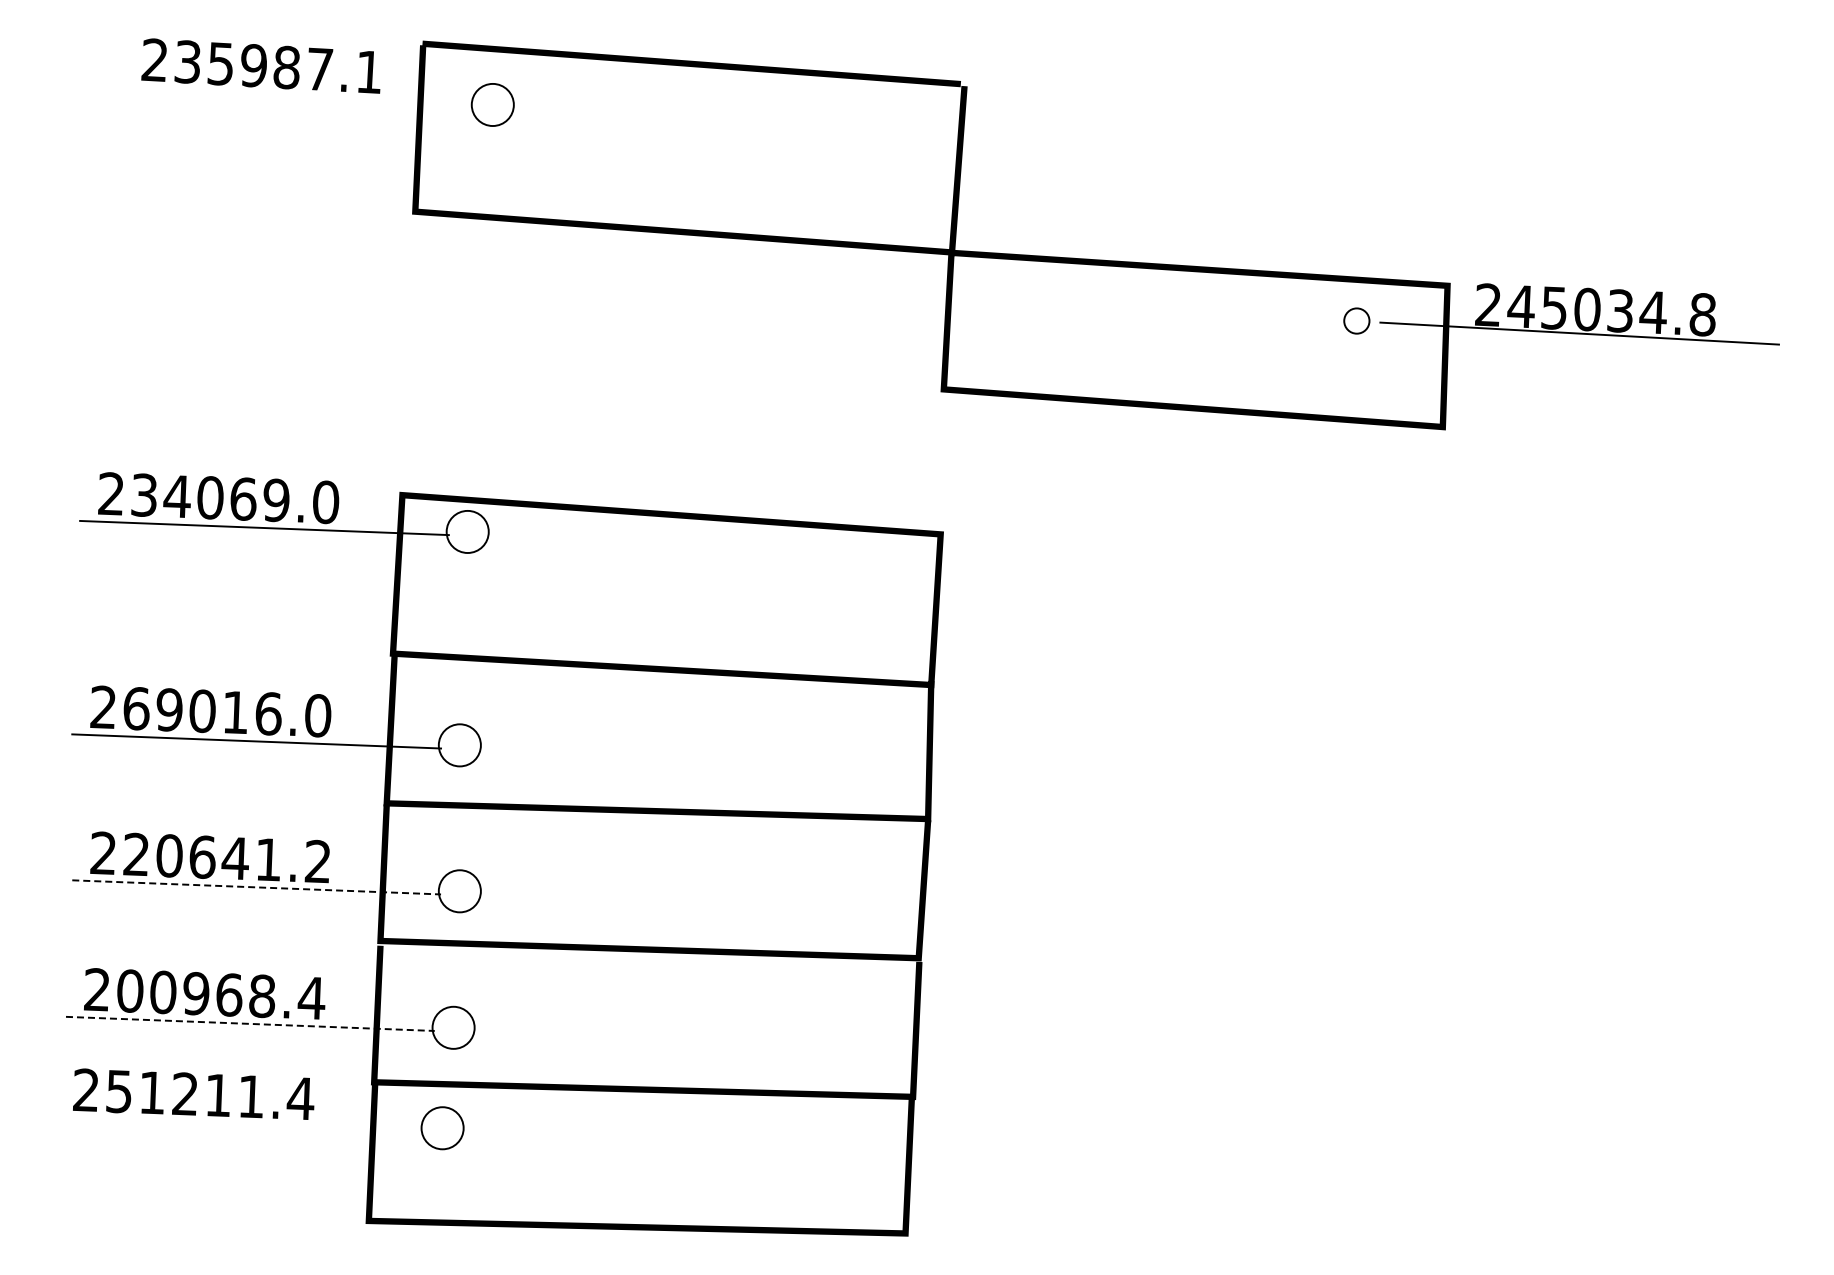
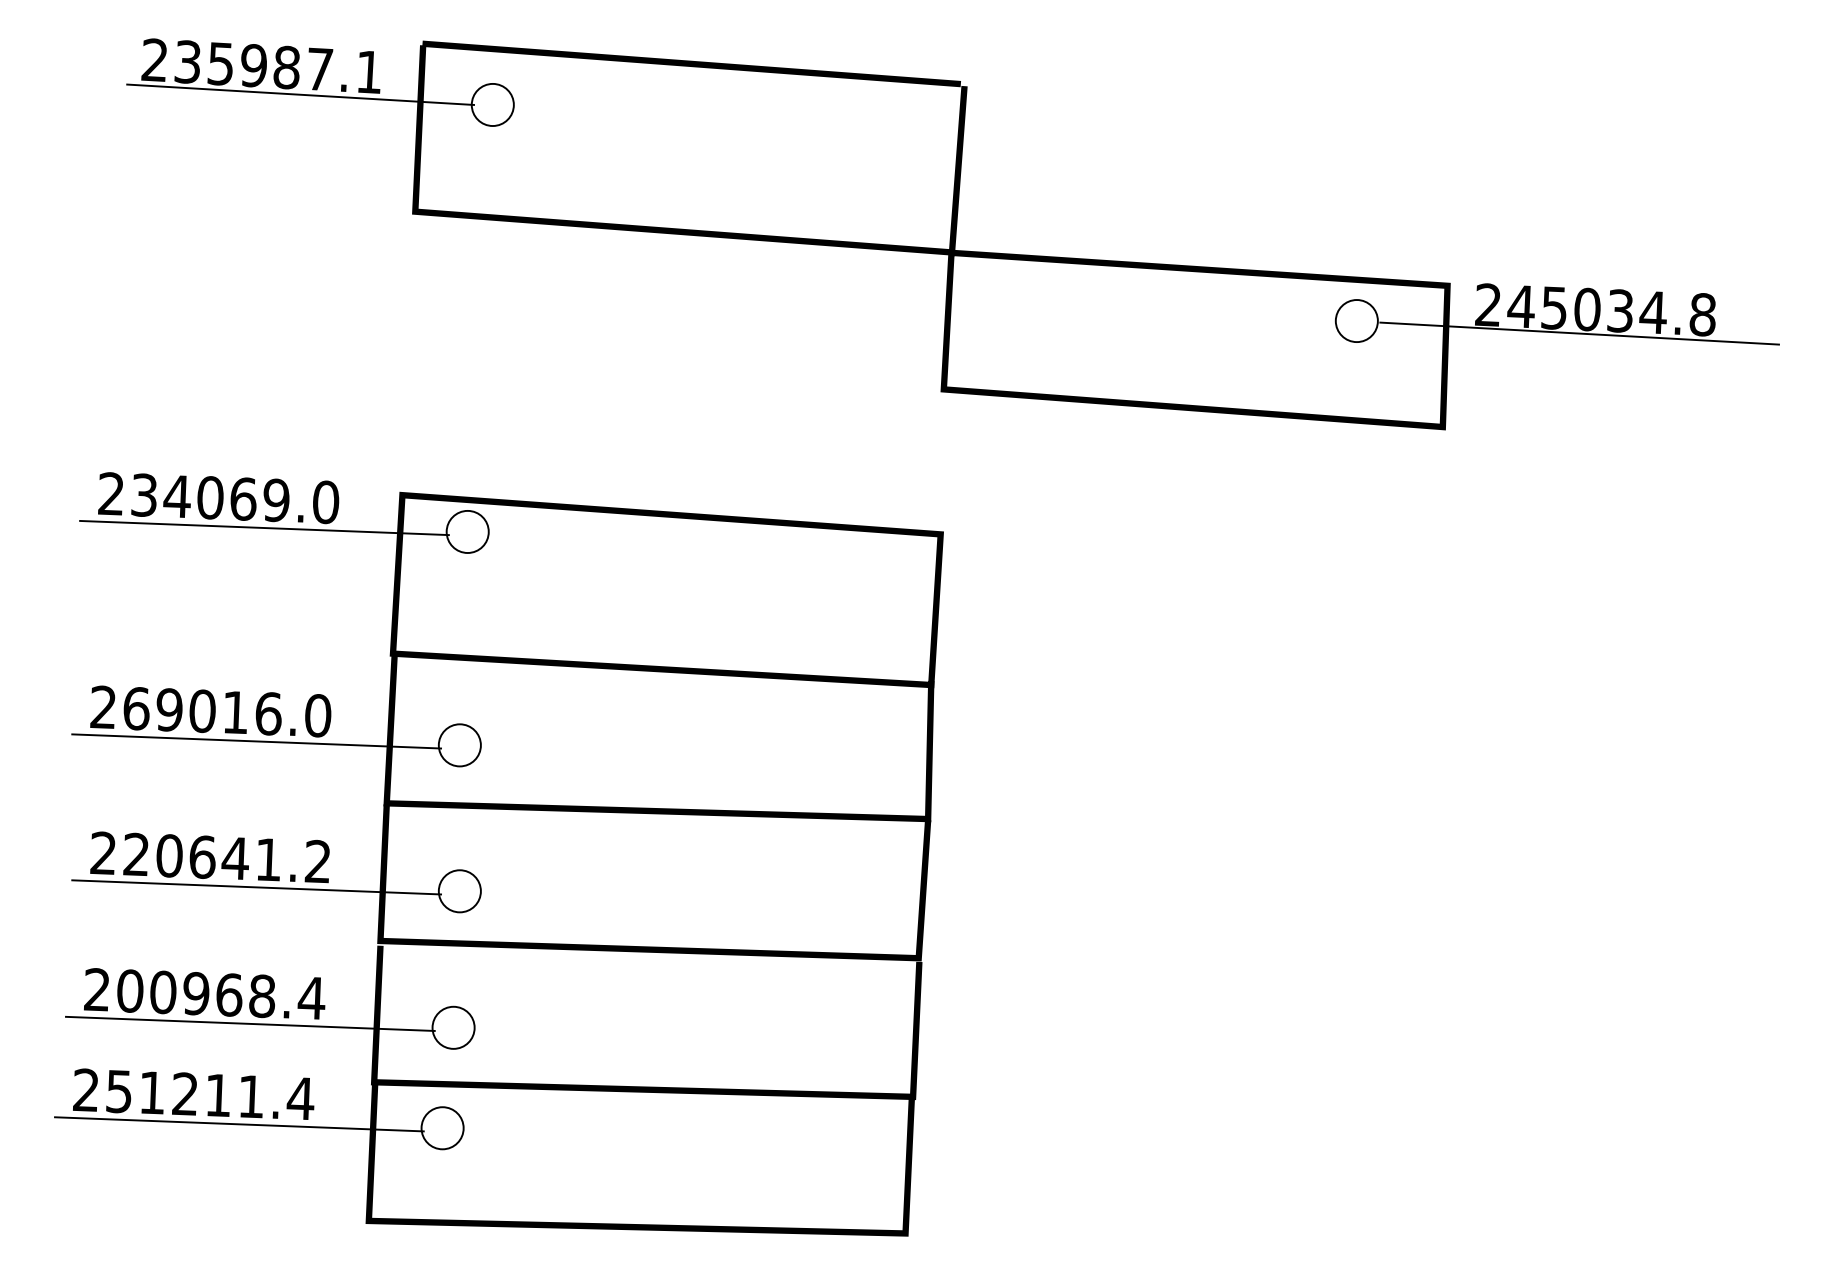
line: none -> present (300, 94)
circle diameter: 25 px -> 42 px (1356, 321)
line: dashed -> solid (256, 887)
line: dashed -> solid (250, 1023)
line: none -> present (239, 1124)
